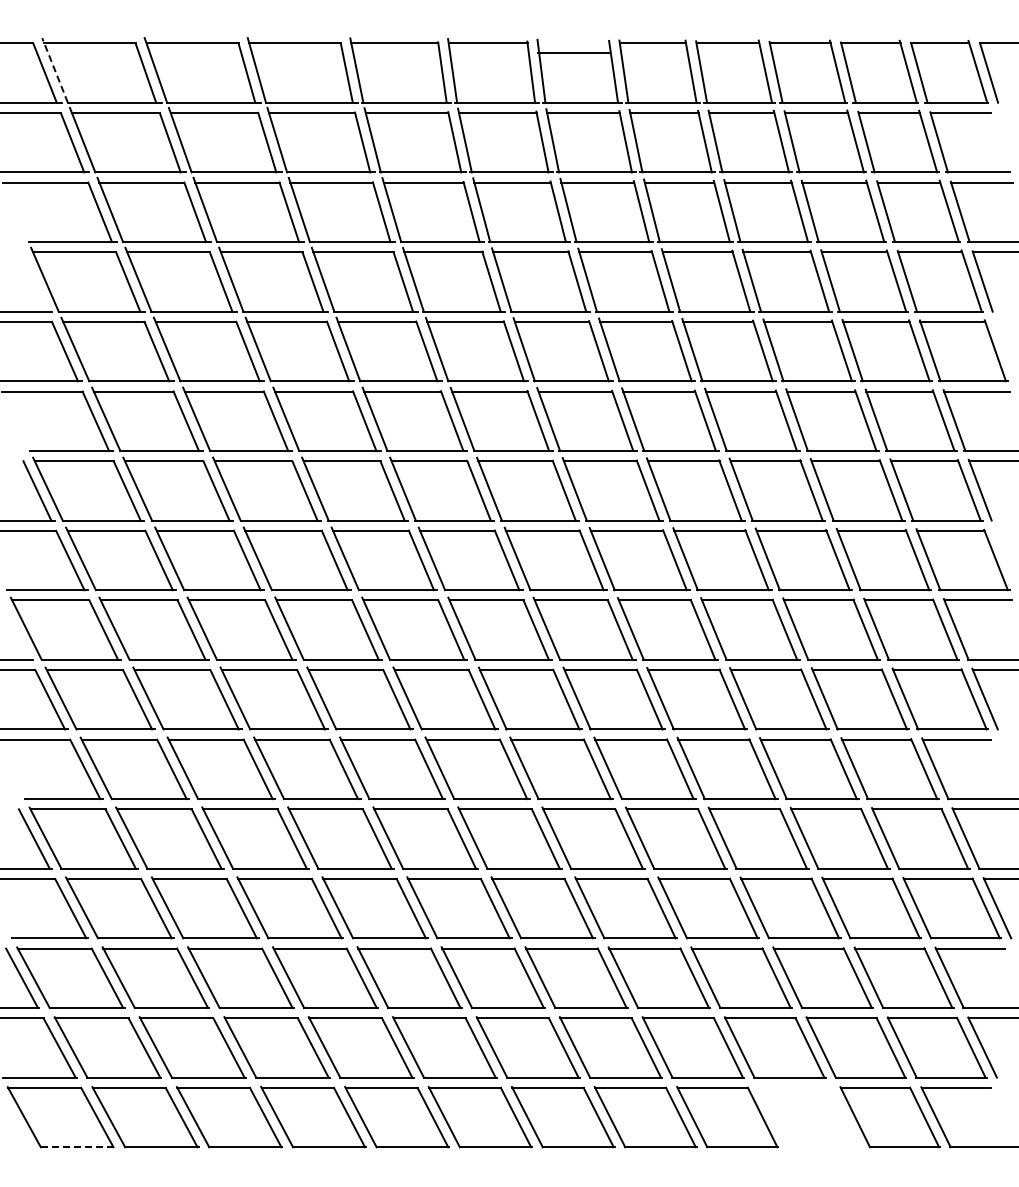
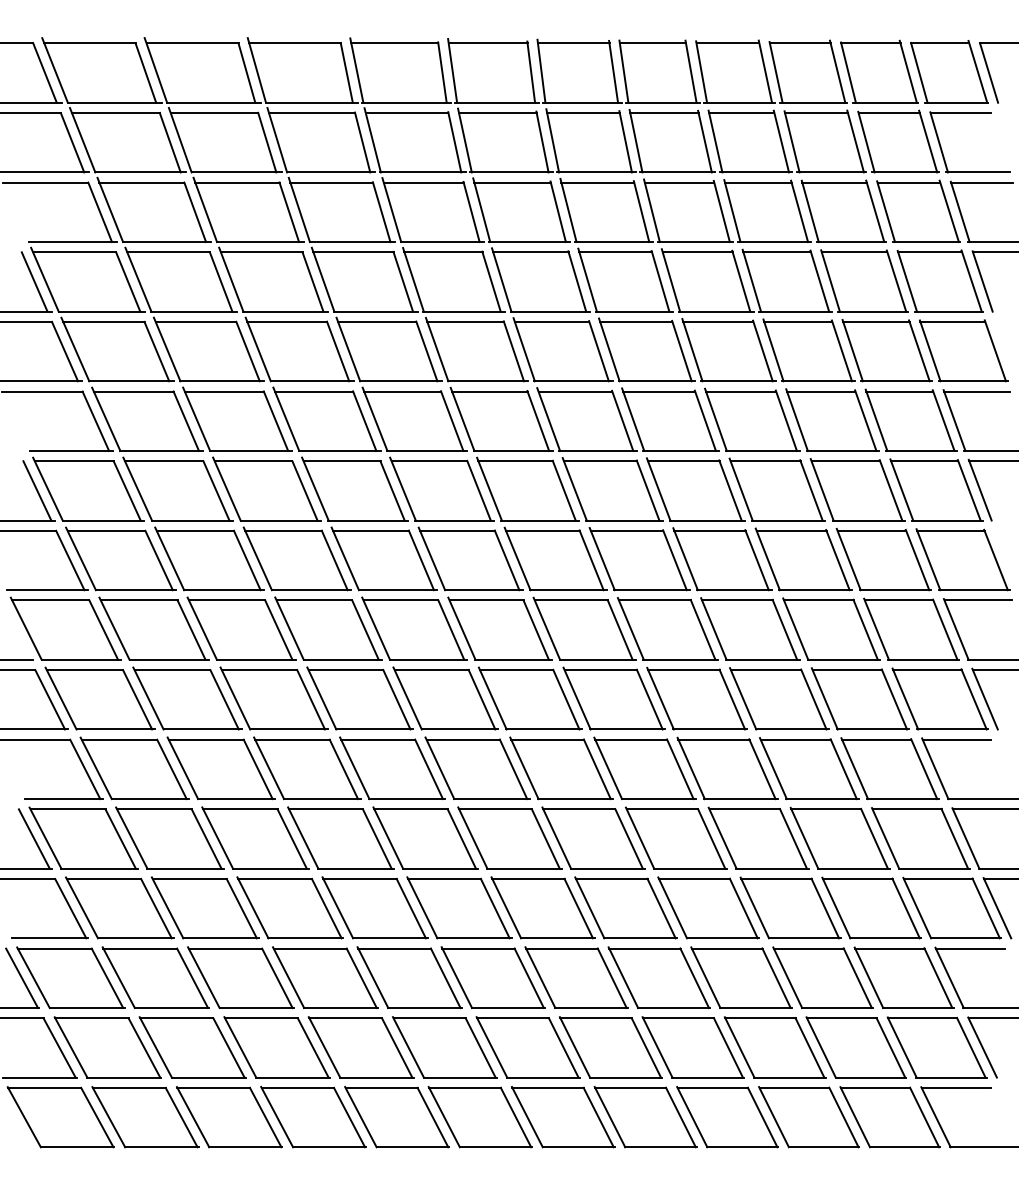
line position: (573, 53) -> (573, 43) (573, 43)
line: dashed -> solid (55, 70)
line: none -> present (34, 281)
part: none -> present (808, 1117)
line: dashed -> solid (77, 1147)
